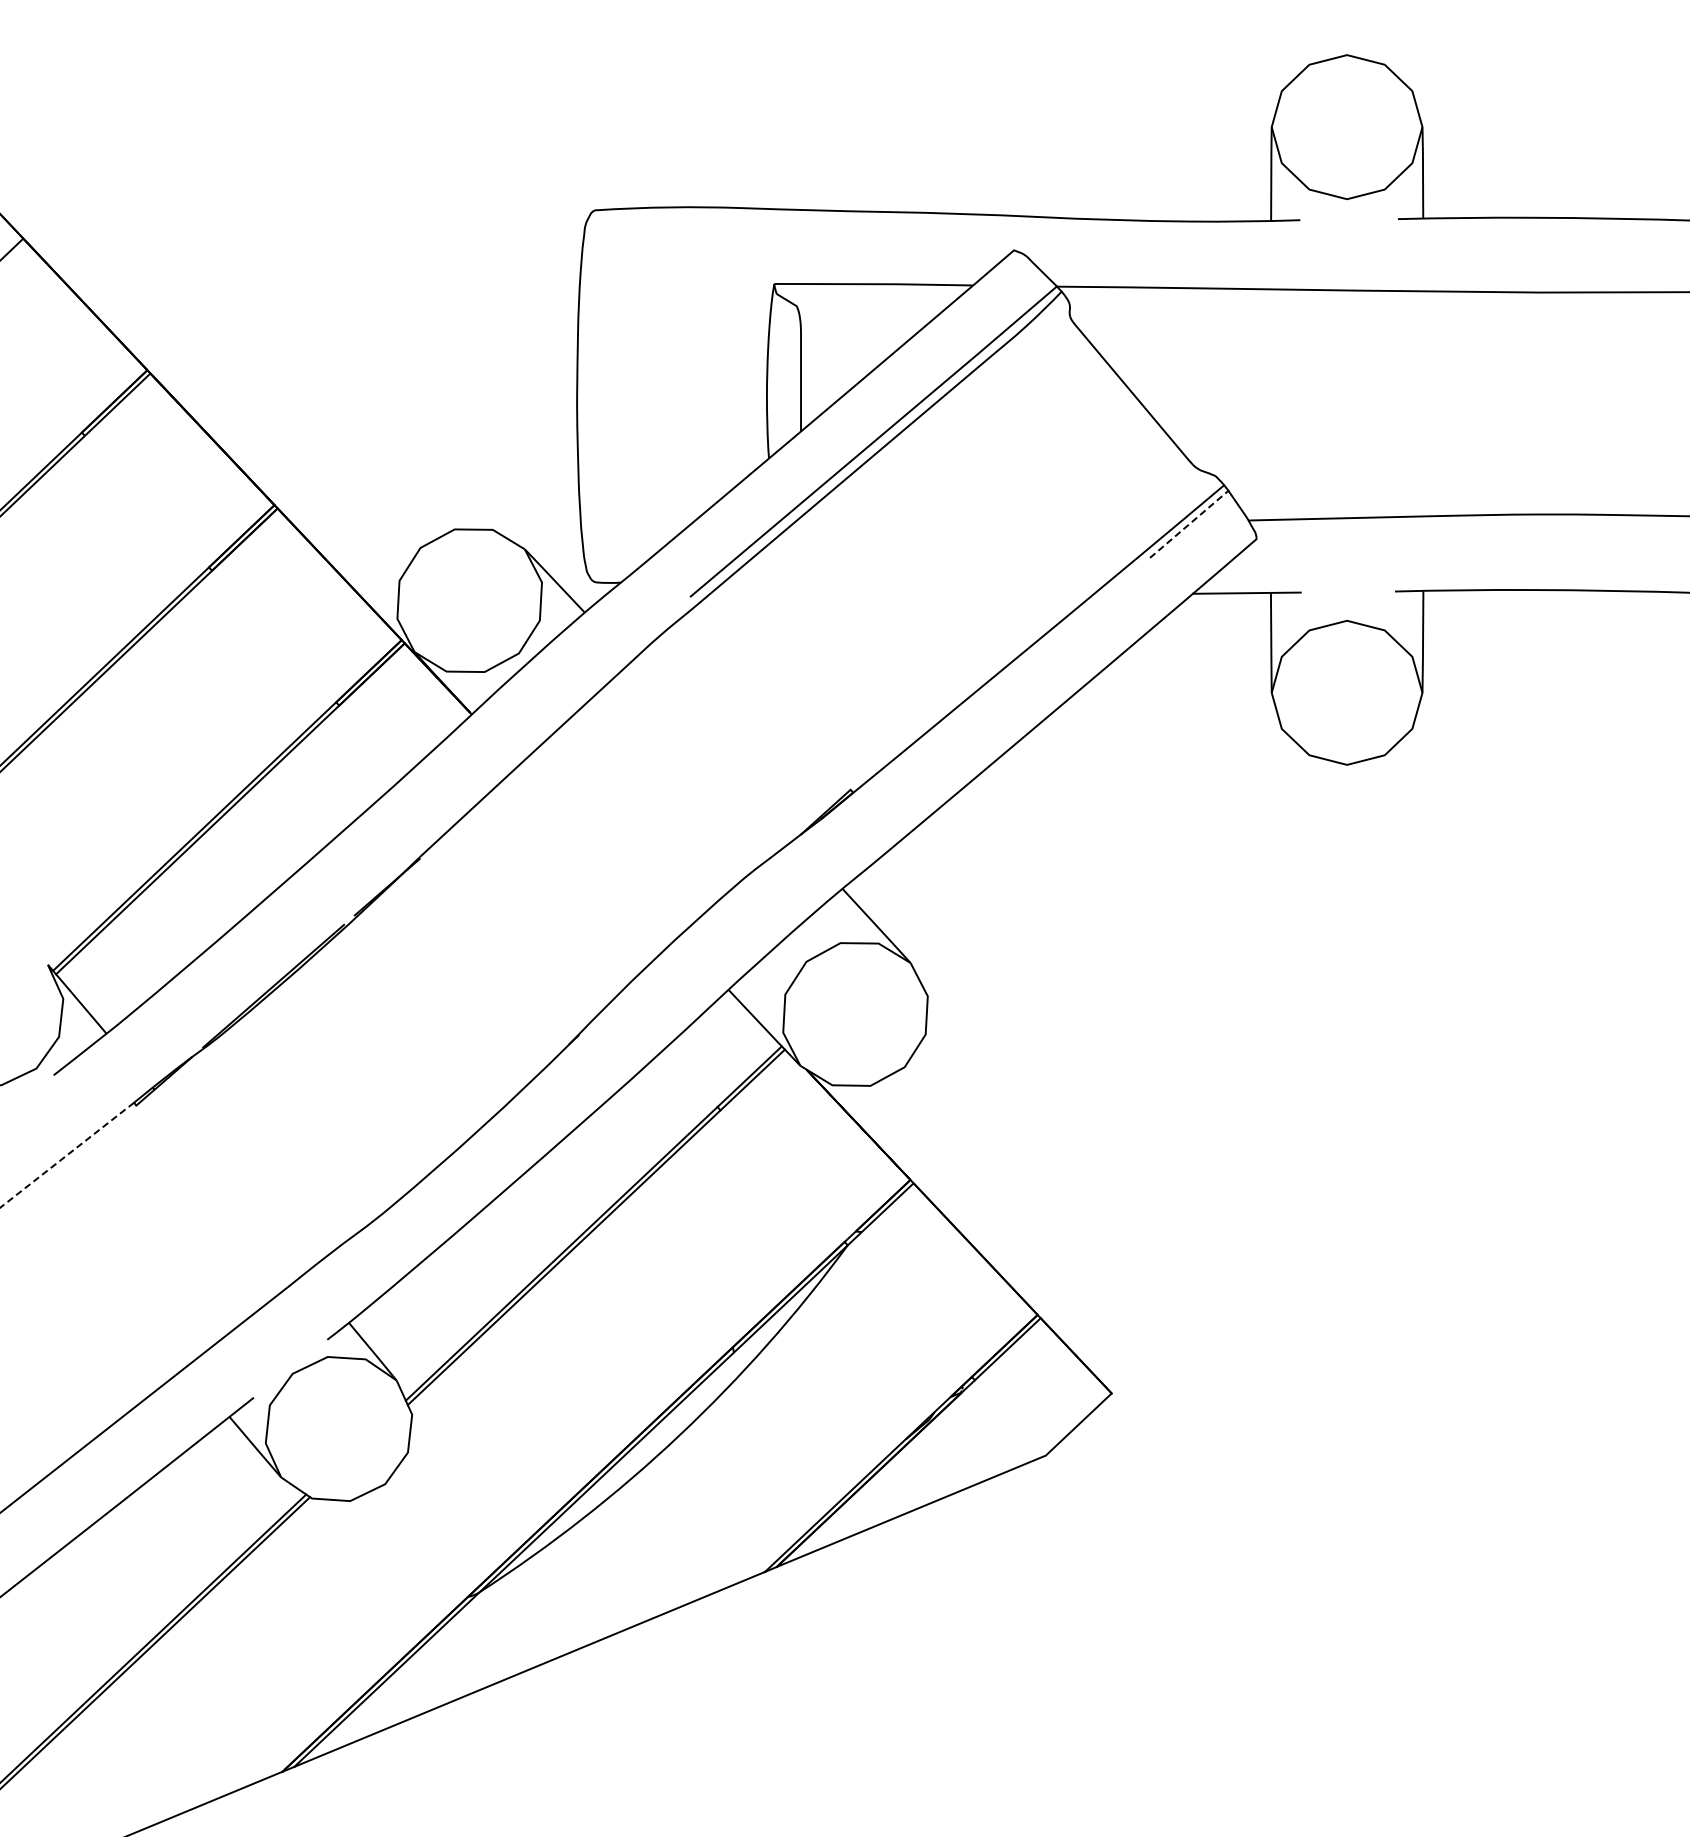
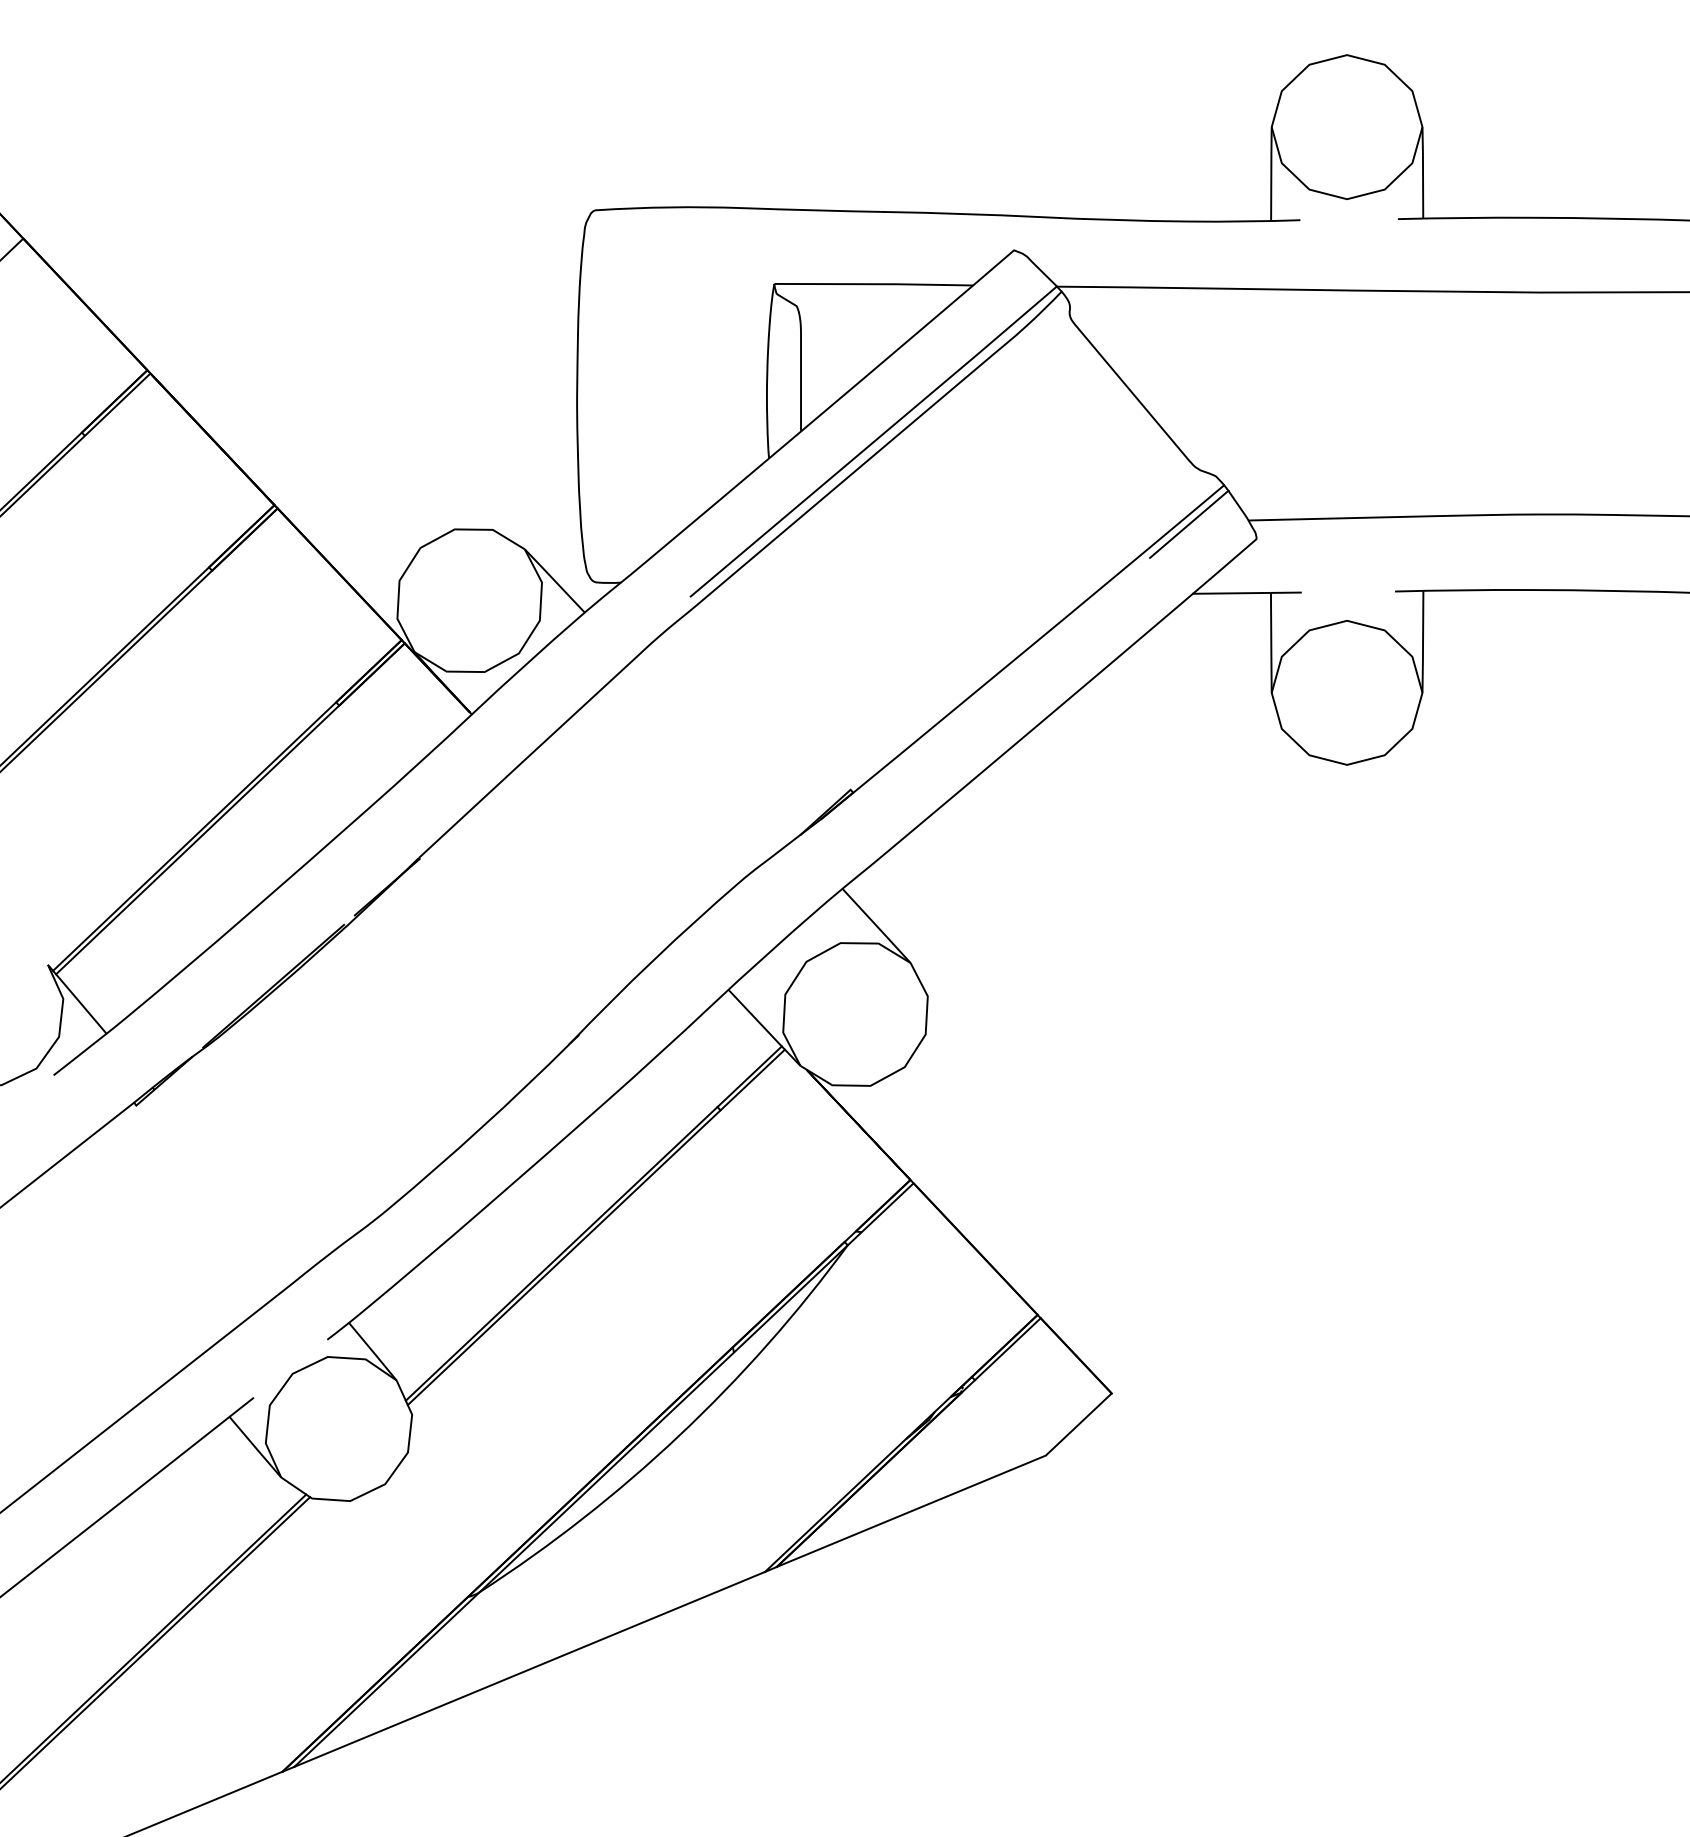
line: dashed -> solid (1189, 524)
line: dashed -> solid (67, 1155)
